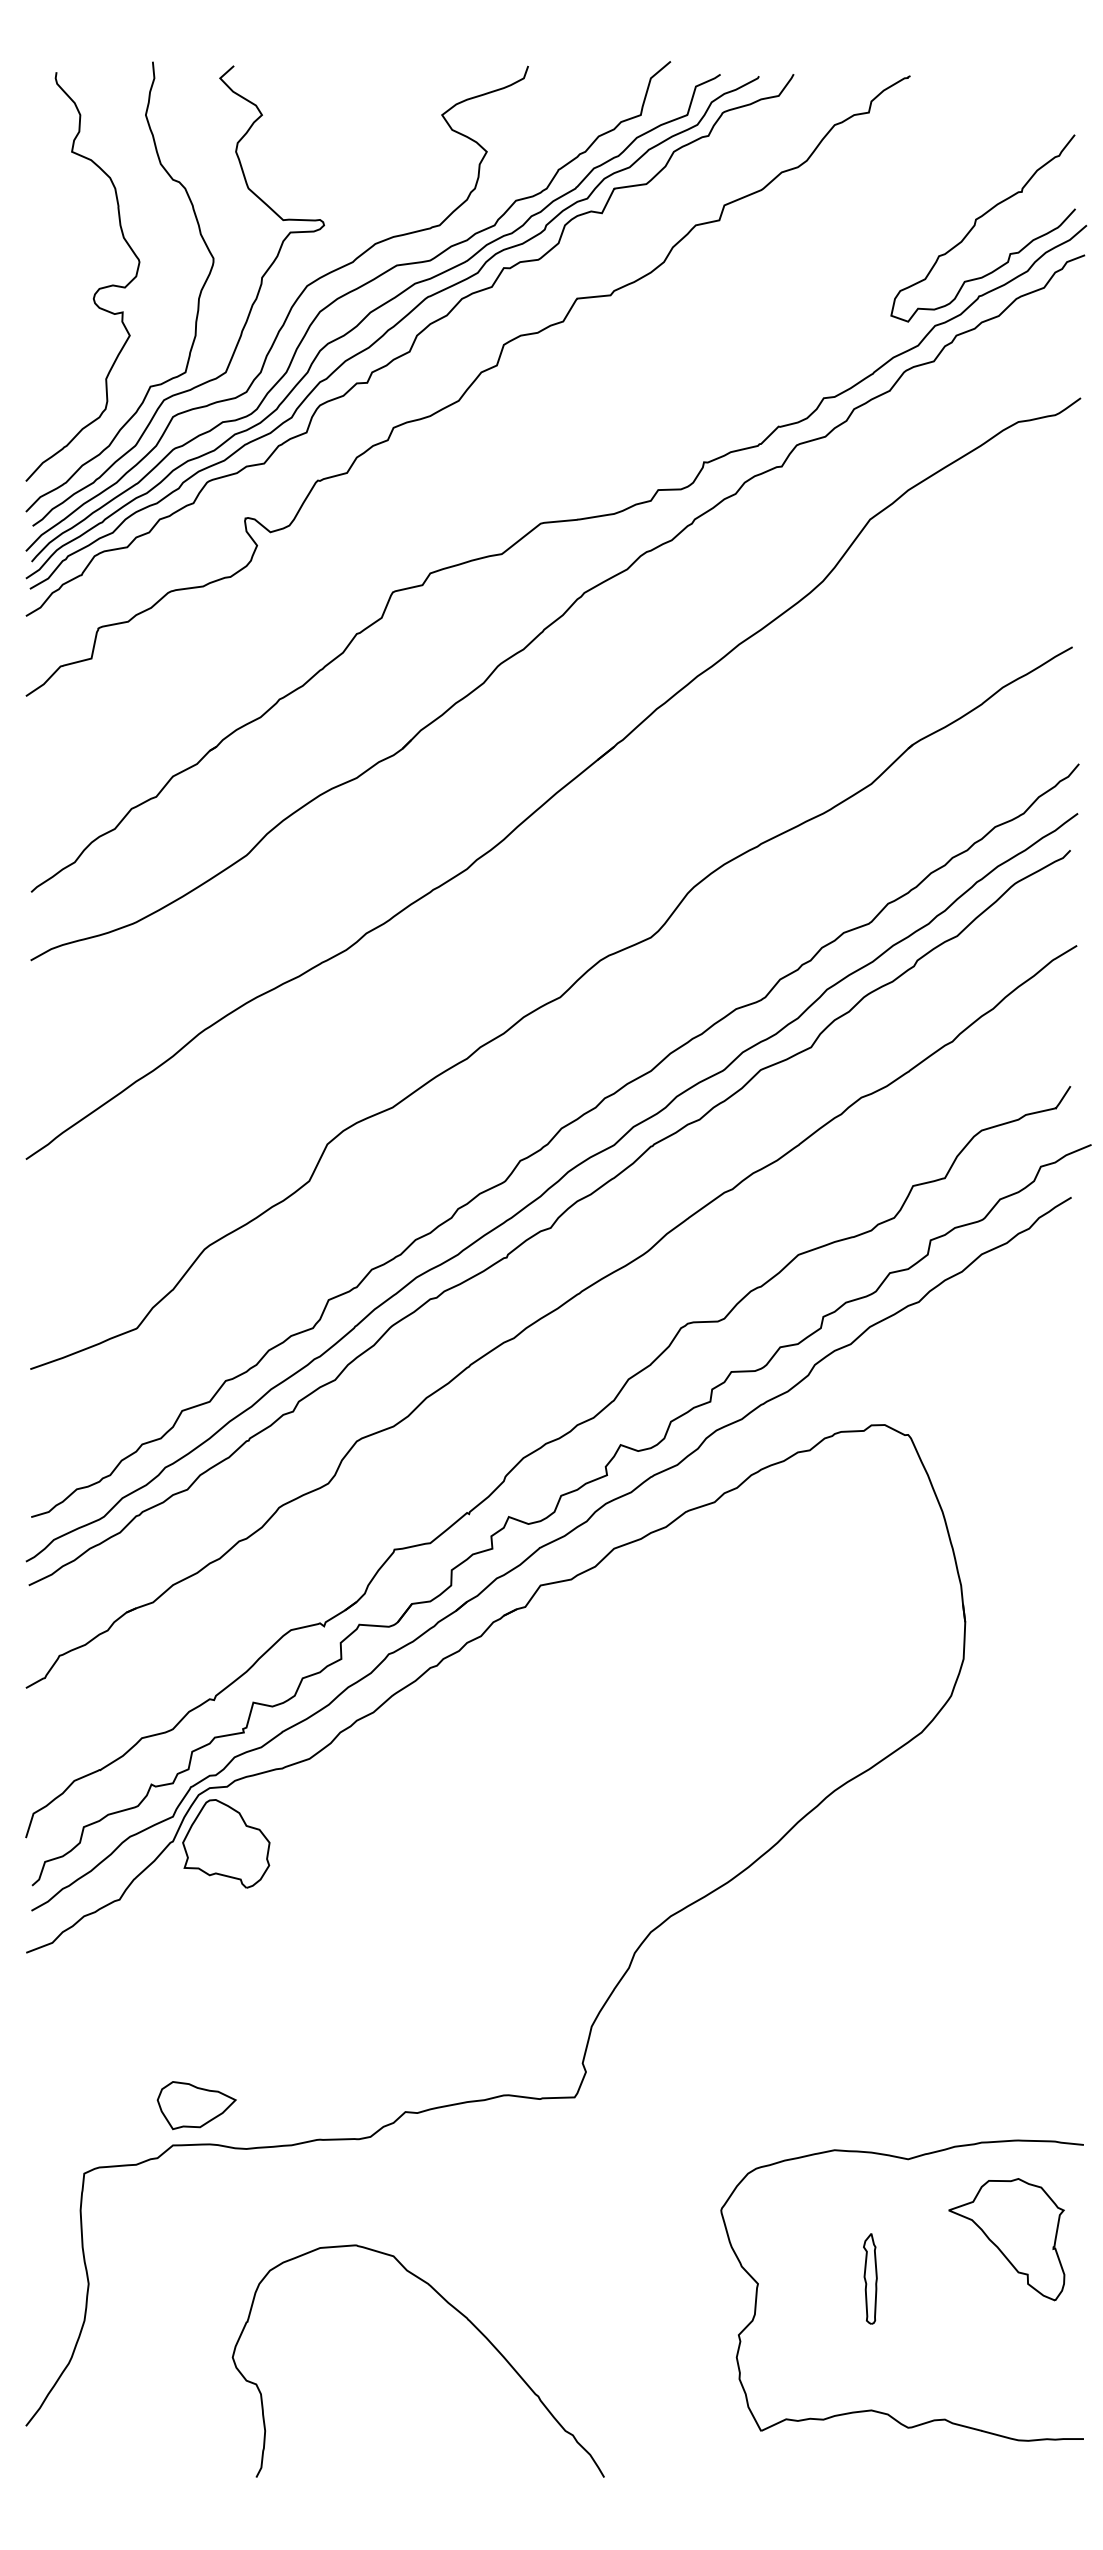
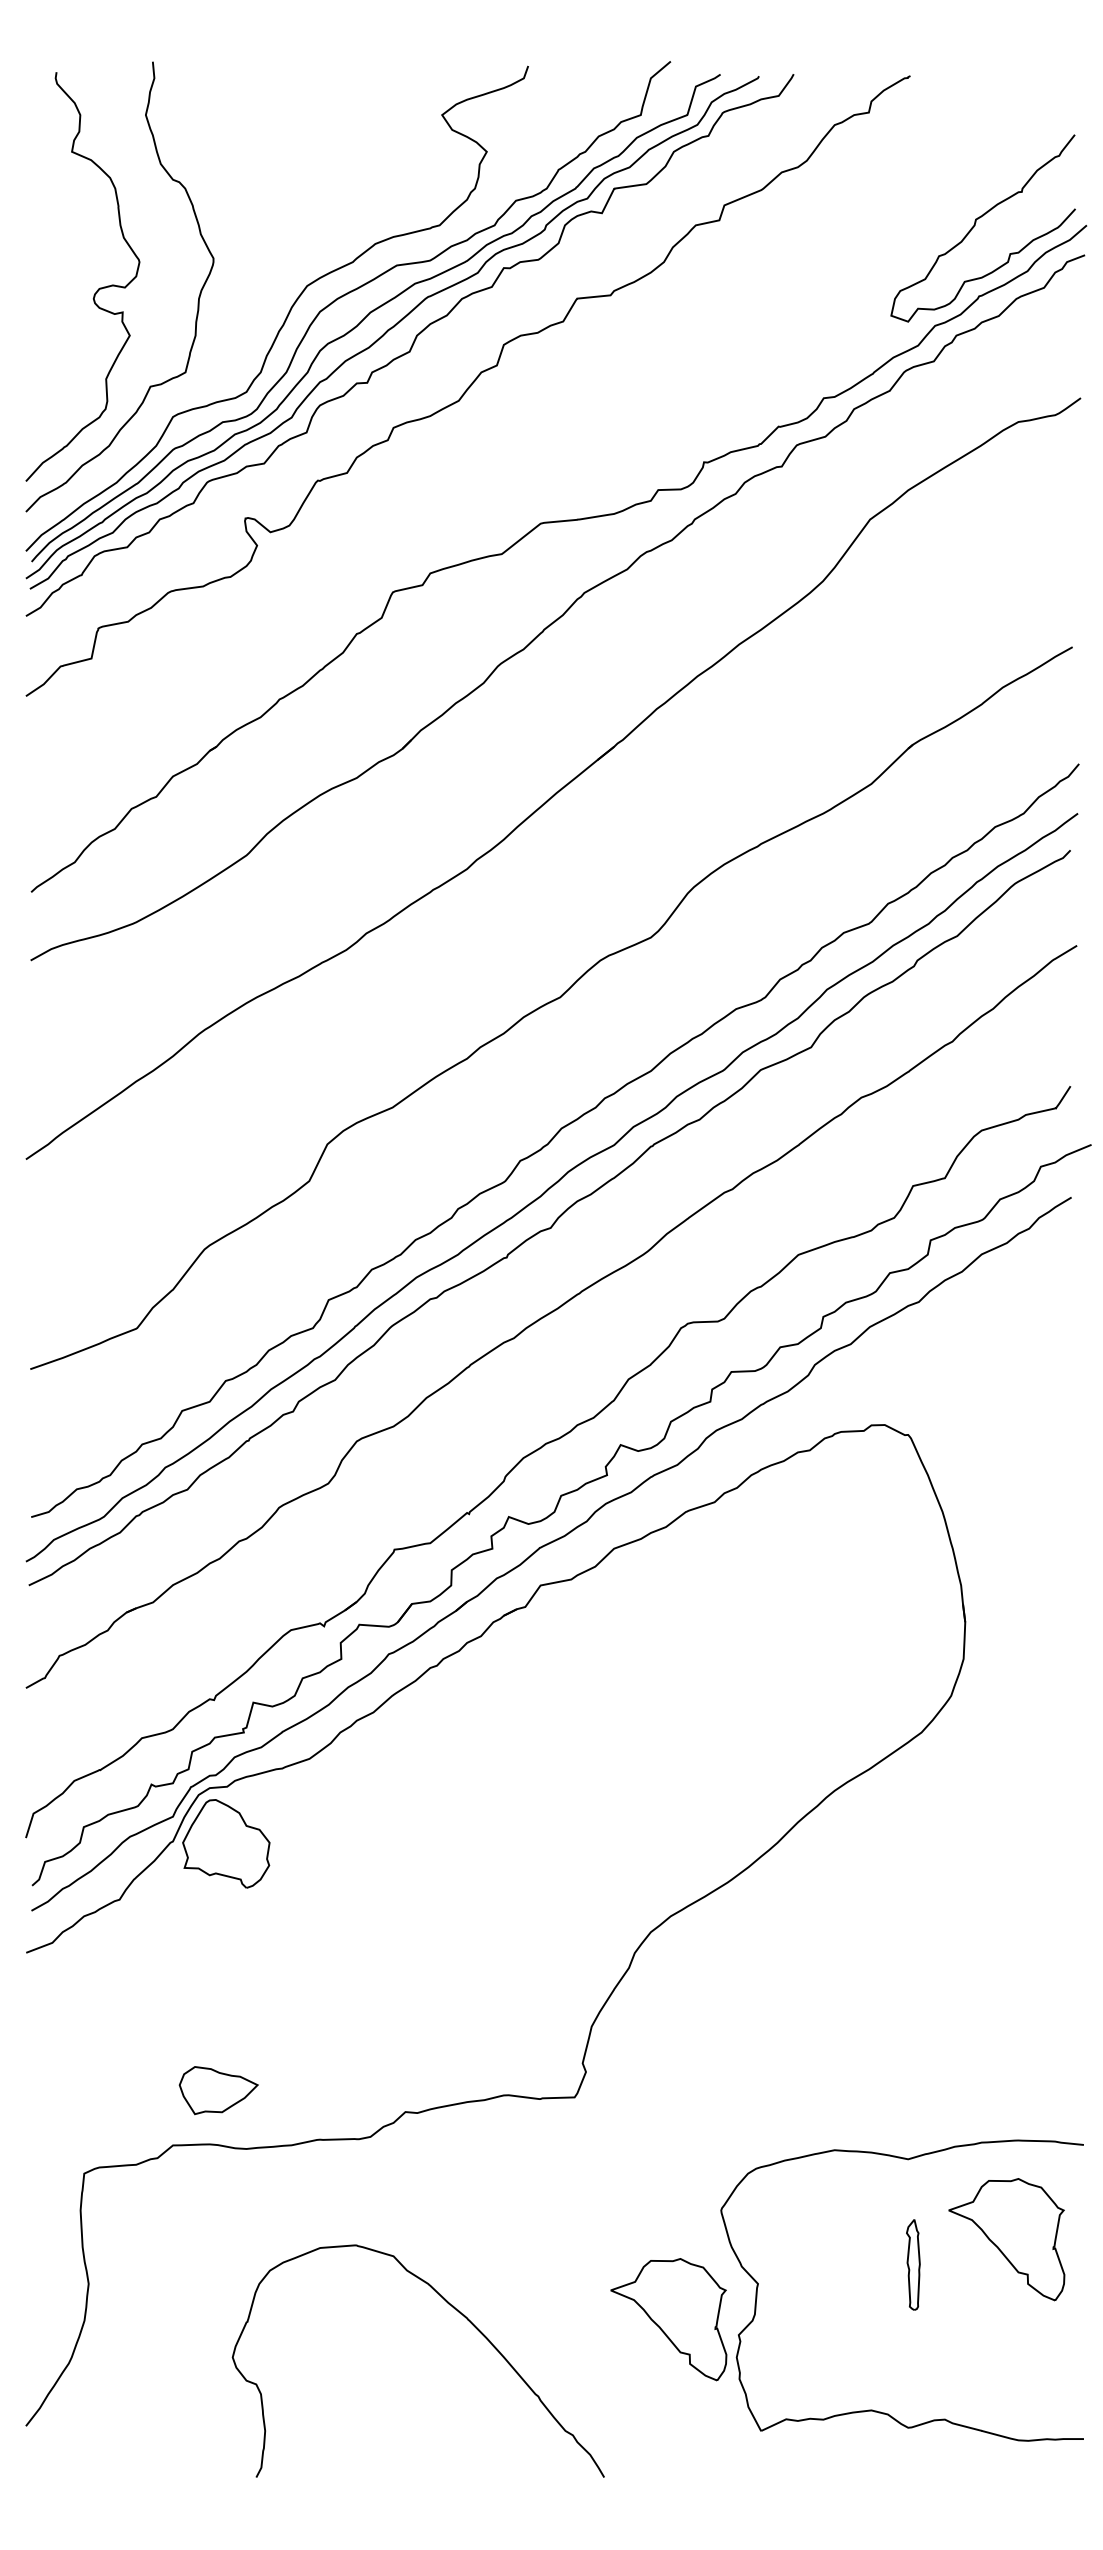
curve: present -> none (242, 327)
part position: (196, 2105) -> (218, 2090) (218, 2090)
part position: (870, 2278) -> (913, 2264) (913, 2264)
part: none -> present (668, 2319)
